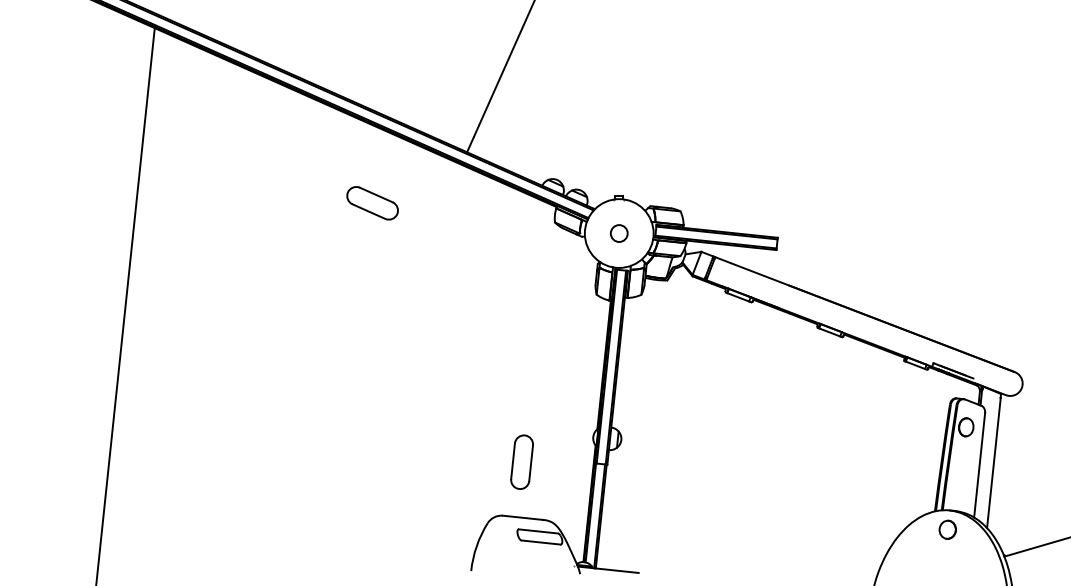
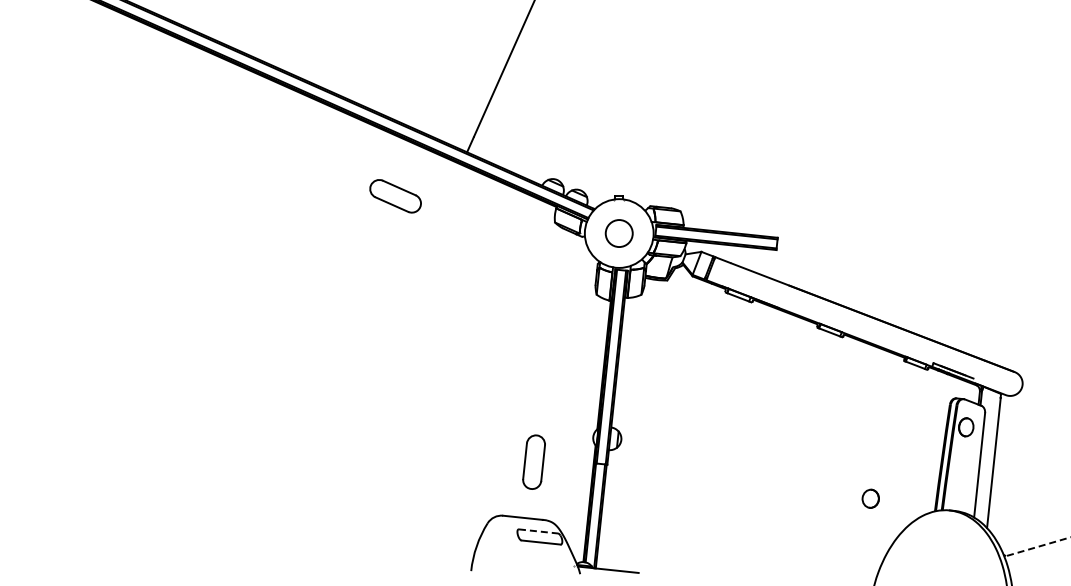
part position: (372, 203) -> (395, 196) (395, 196)
circle diameter: 17 px -> 27 px (618, 233)
line: present -> none (125, 305)
part position: (521, 461) -> (533, 461) (533, 461)
part position: (947, 529) -> (870, 498) (870, 498)
line: solid -> dashed (538, 531)
line: solid -> dashed (1037, 547)
